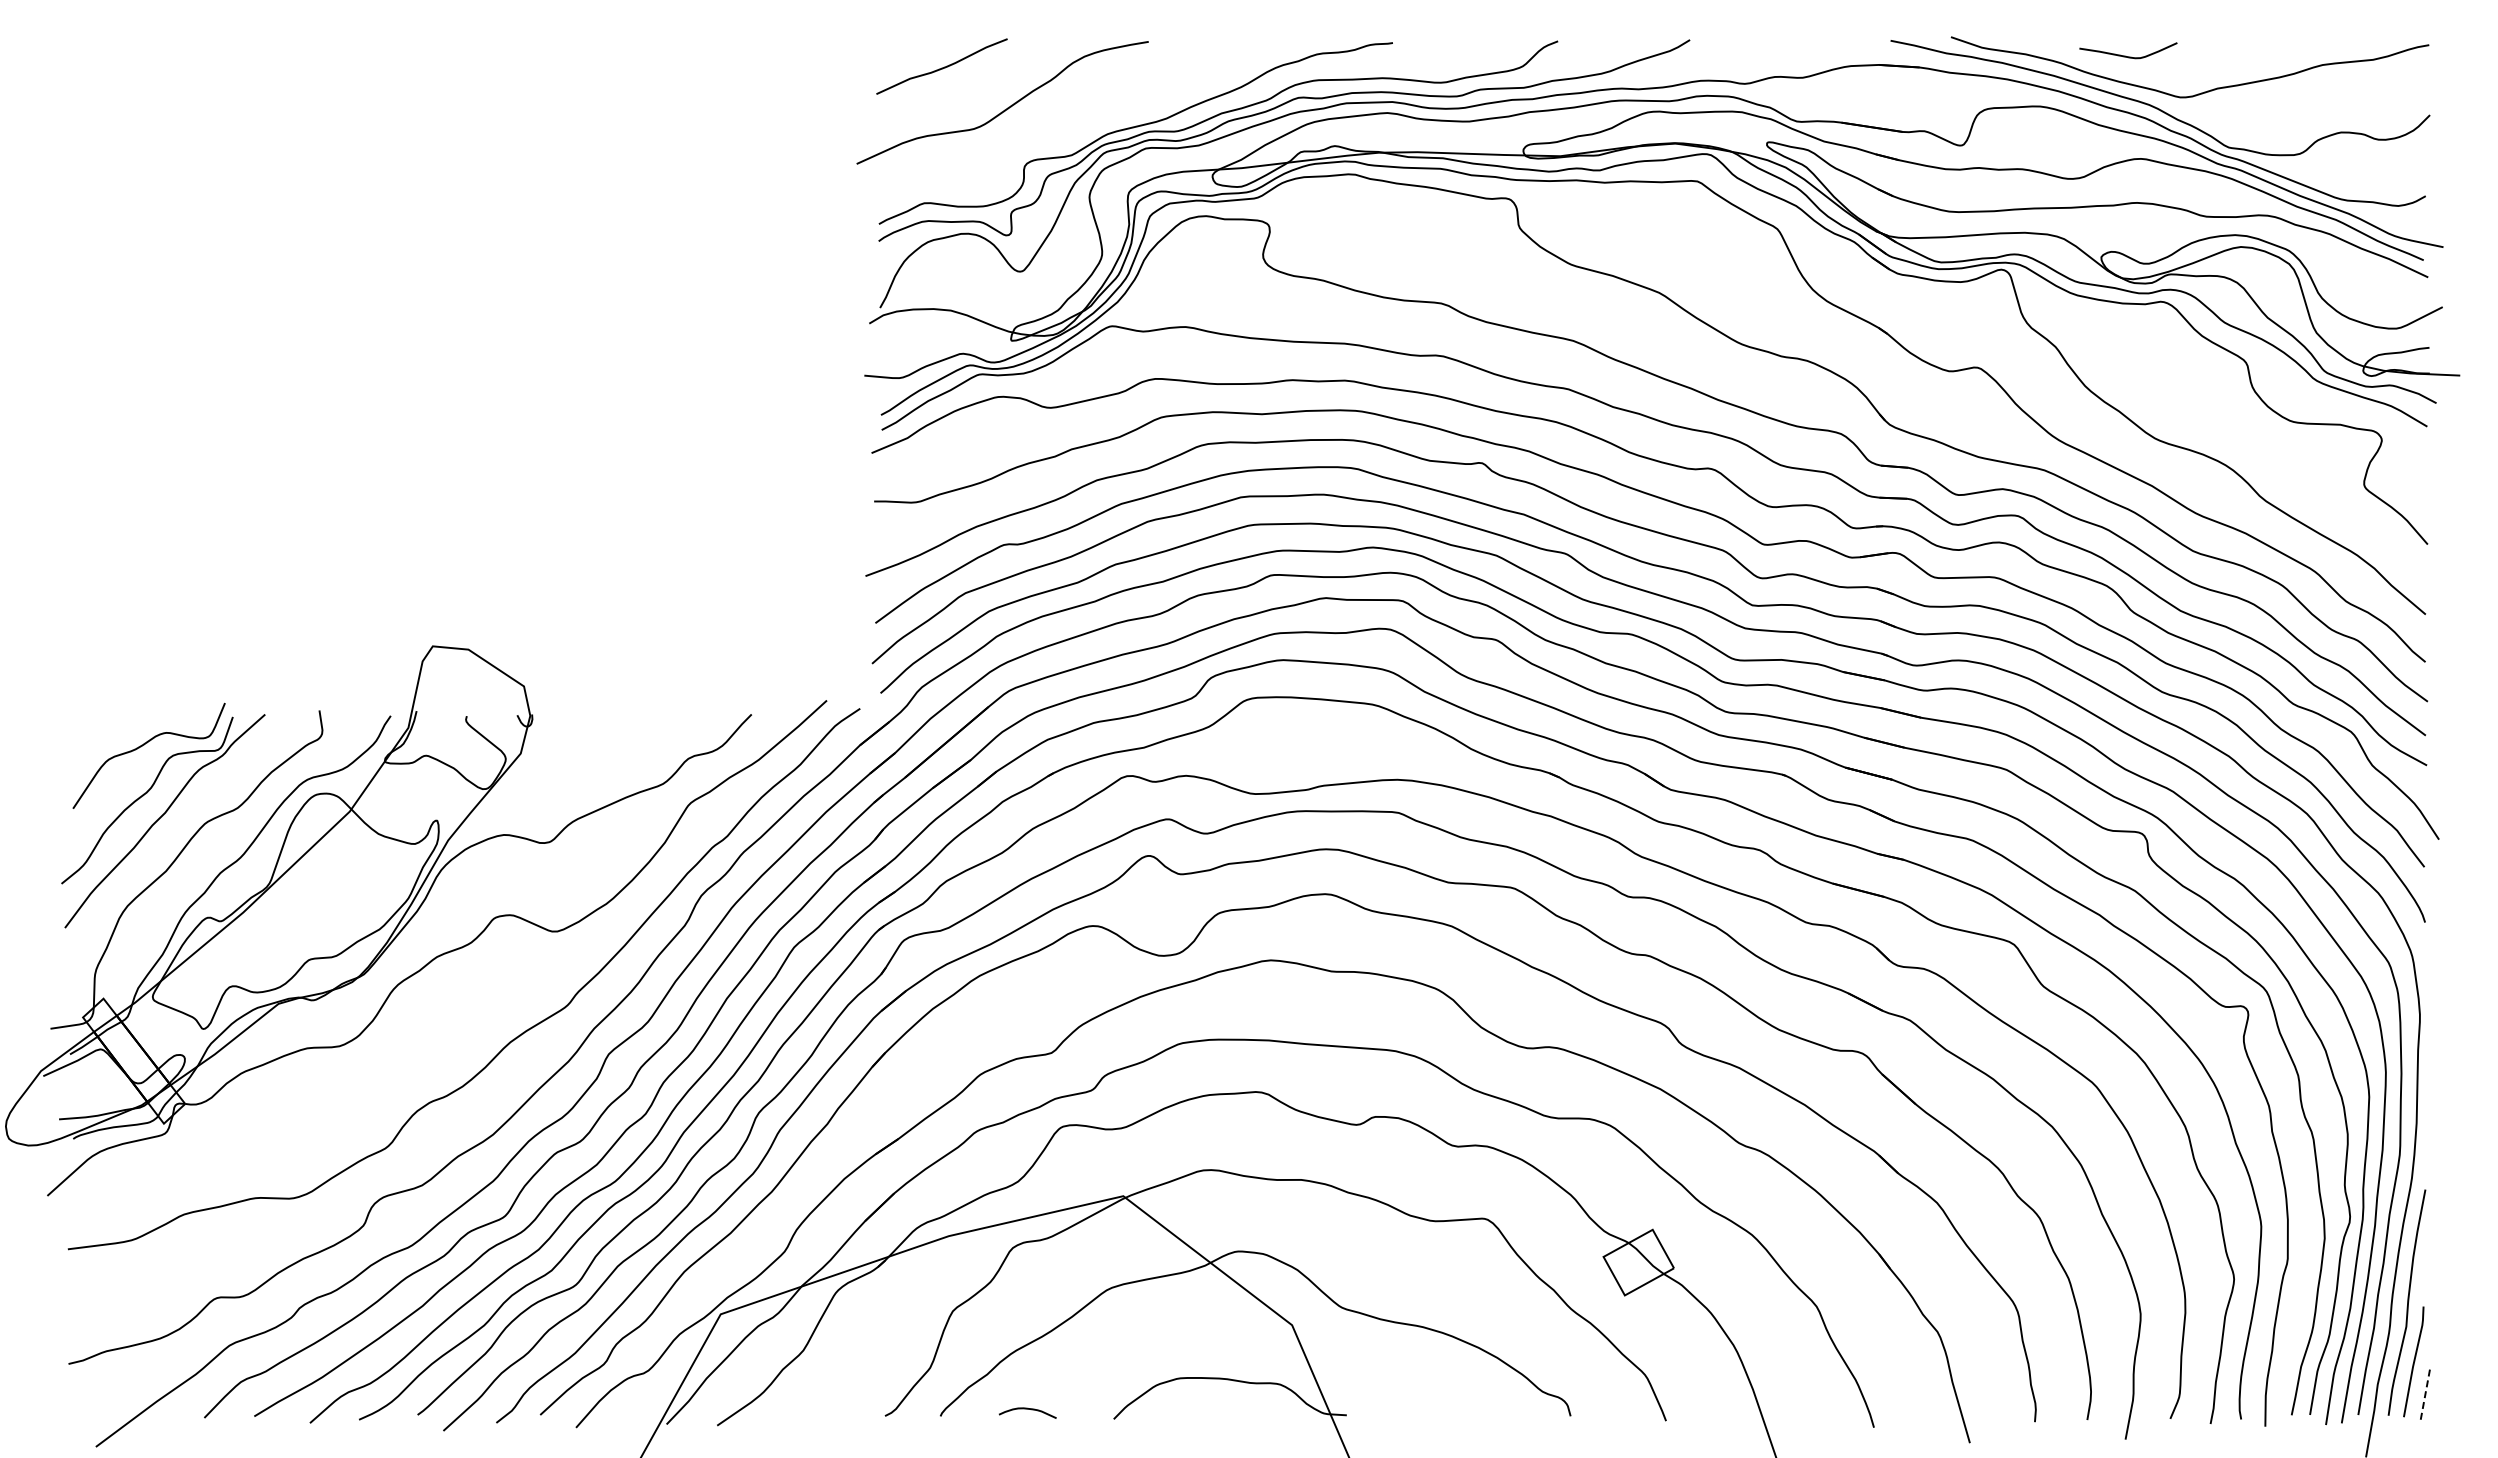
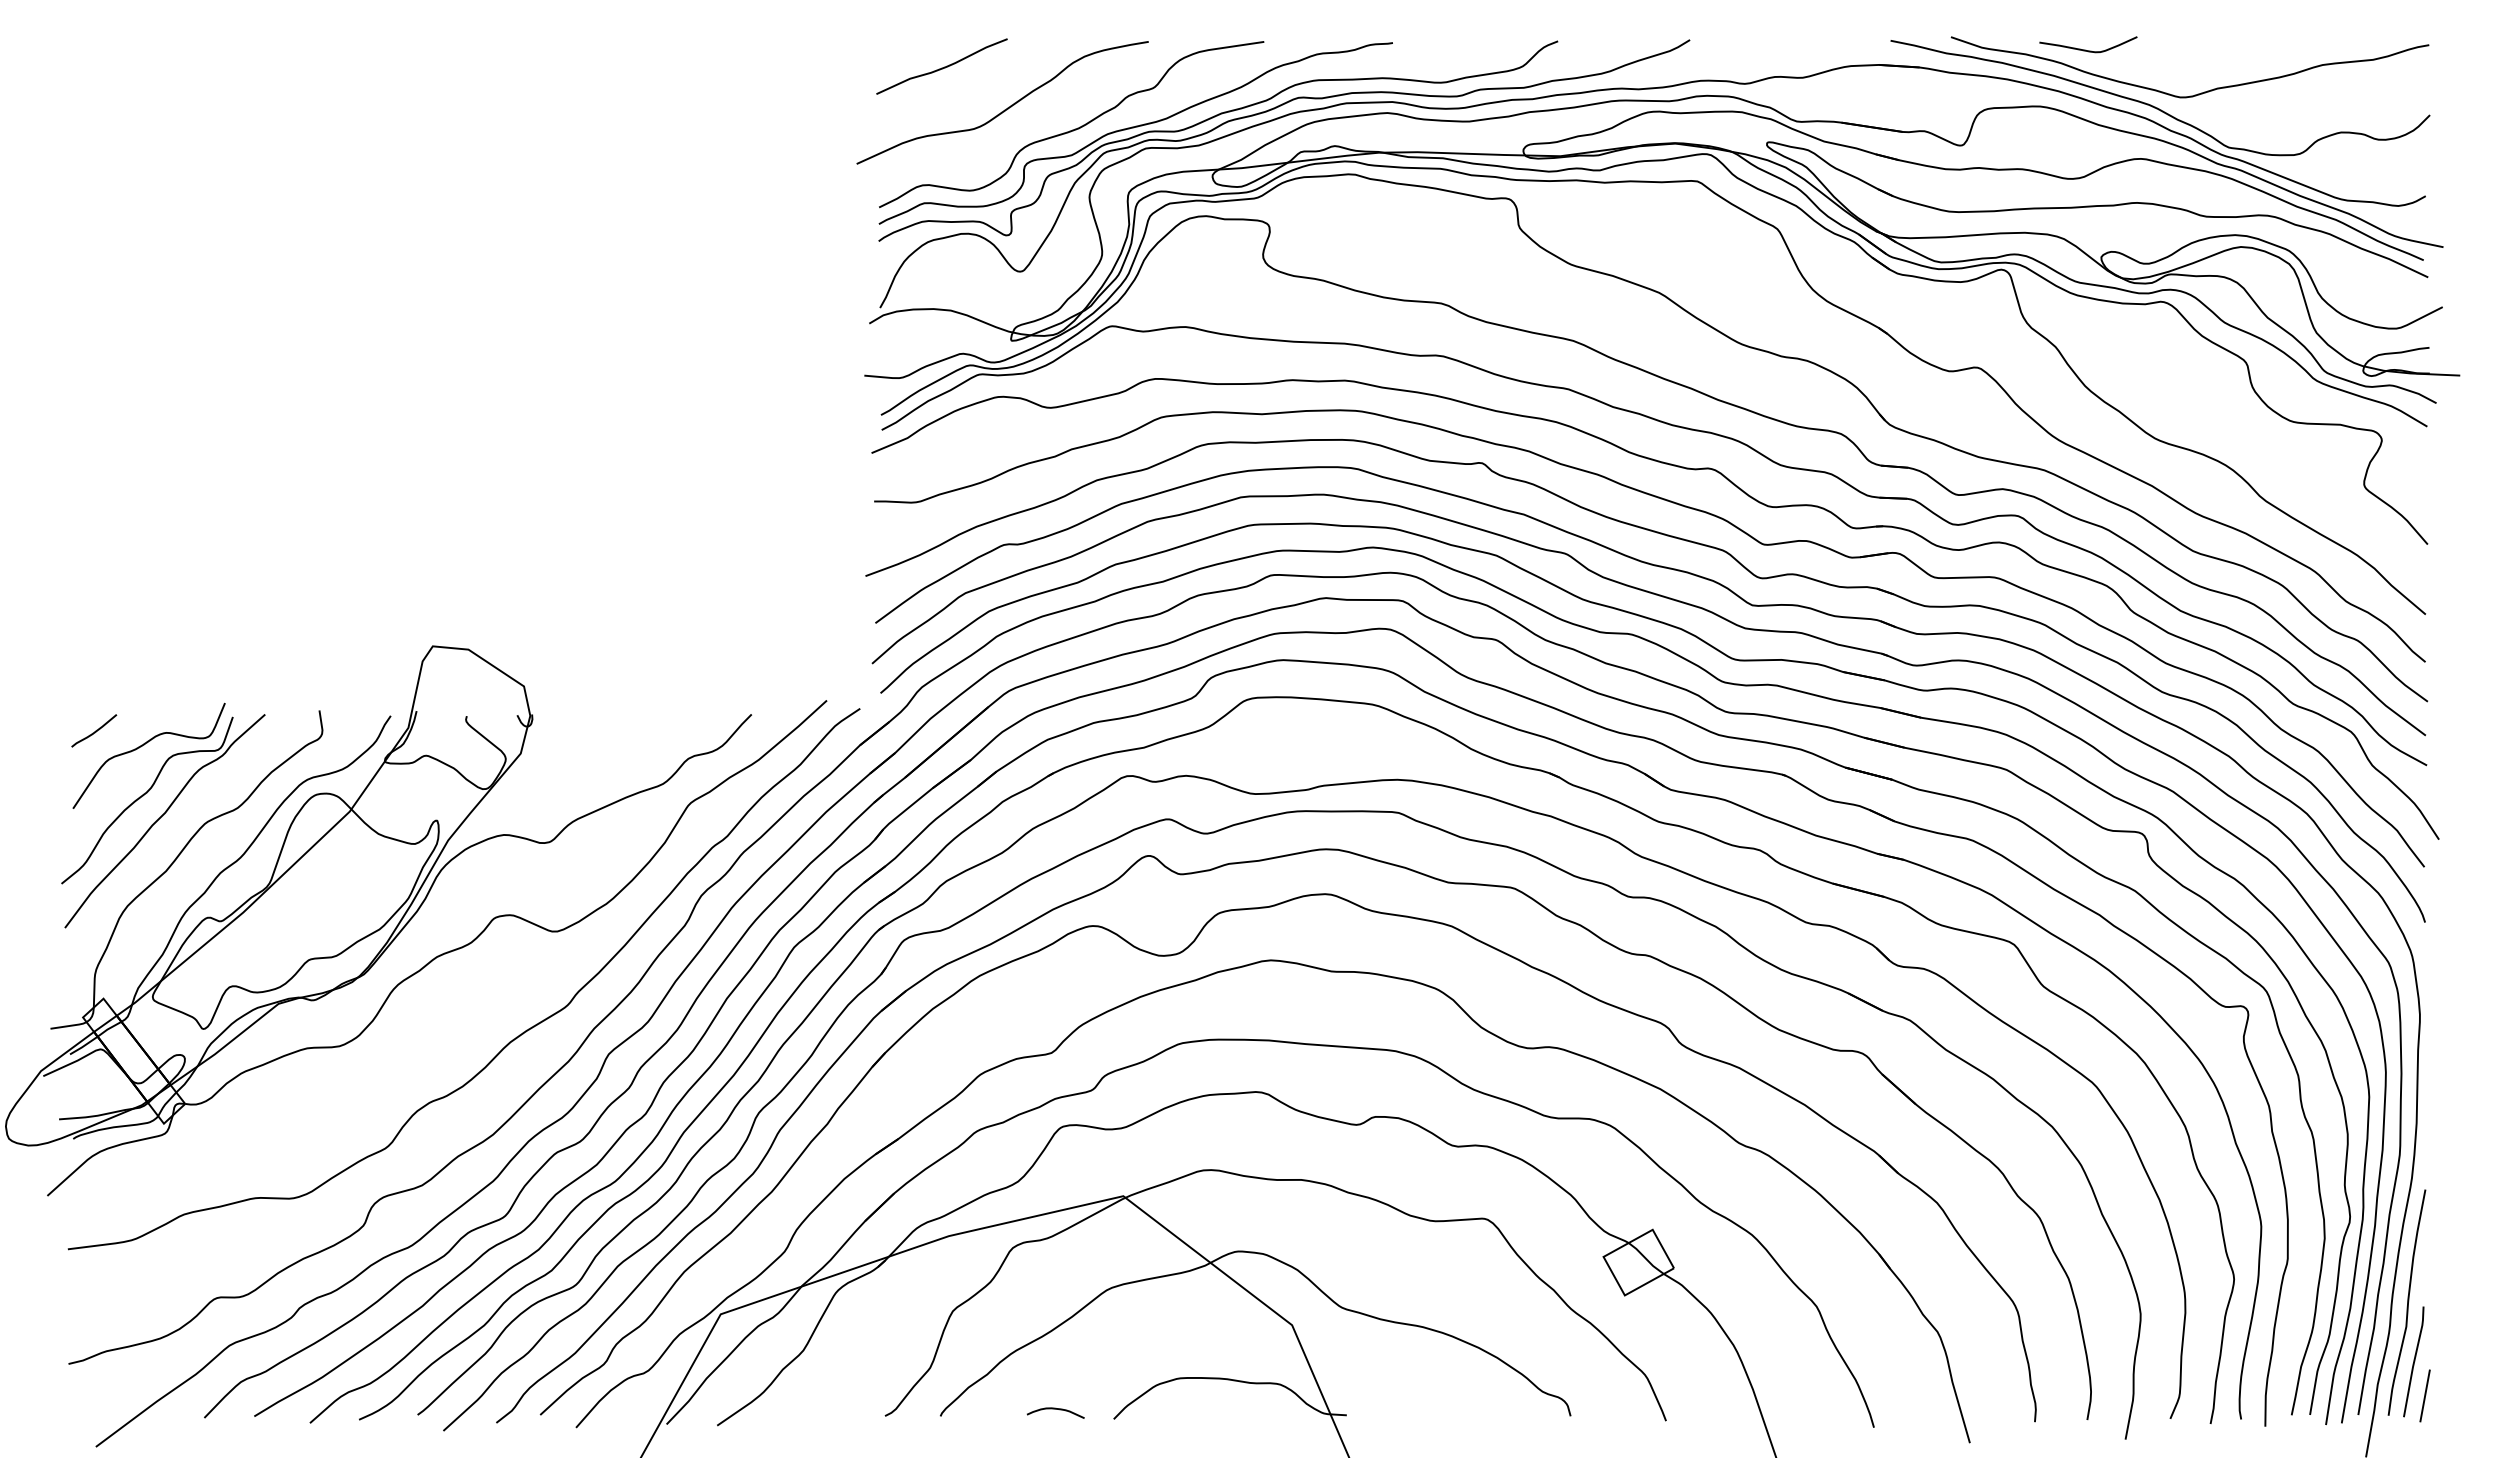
curve position: (2125, 55) -> (2085, 49) (2085, 49)
curve: none -> present (1072, 129)
curve: none -> present (95, 730)
line: dashed -> solid (2425, 1395)
curve position: (1027, 1409) -> (1055, 1409) (1055, 1409)
